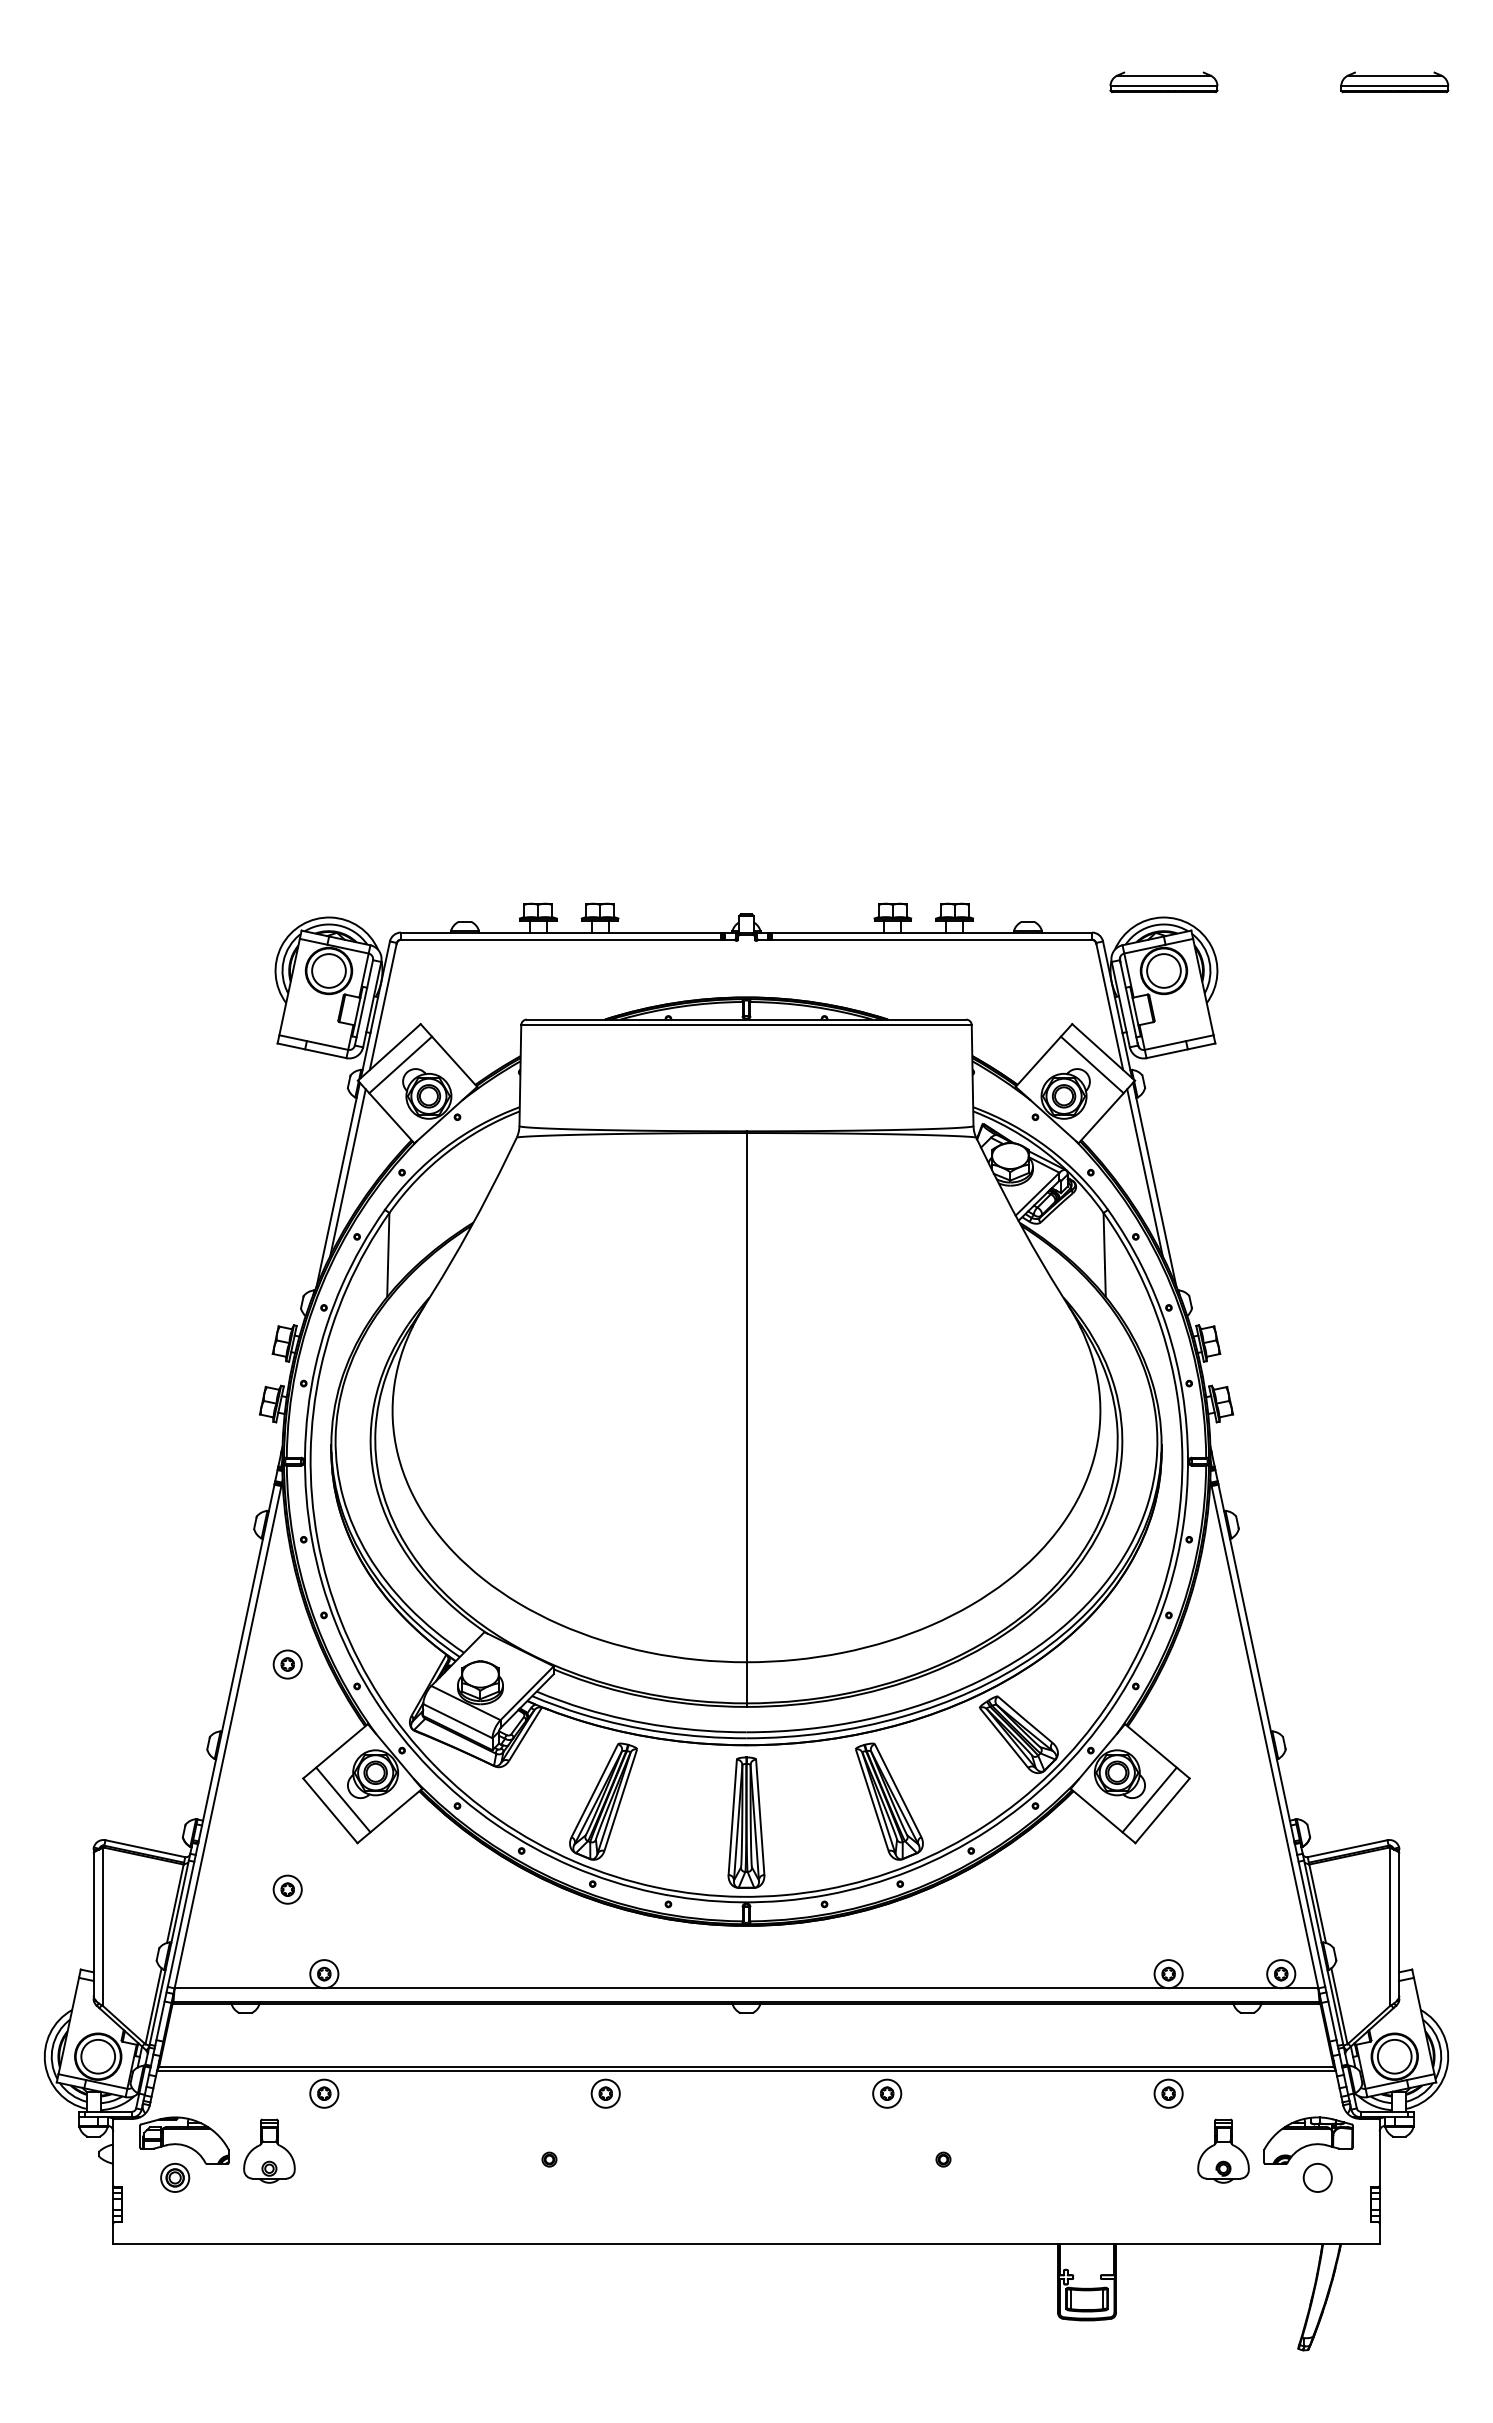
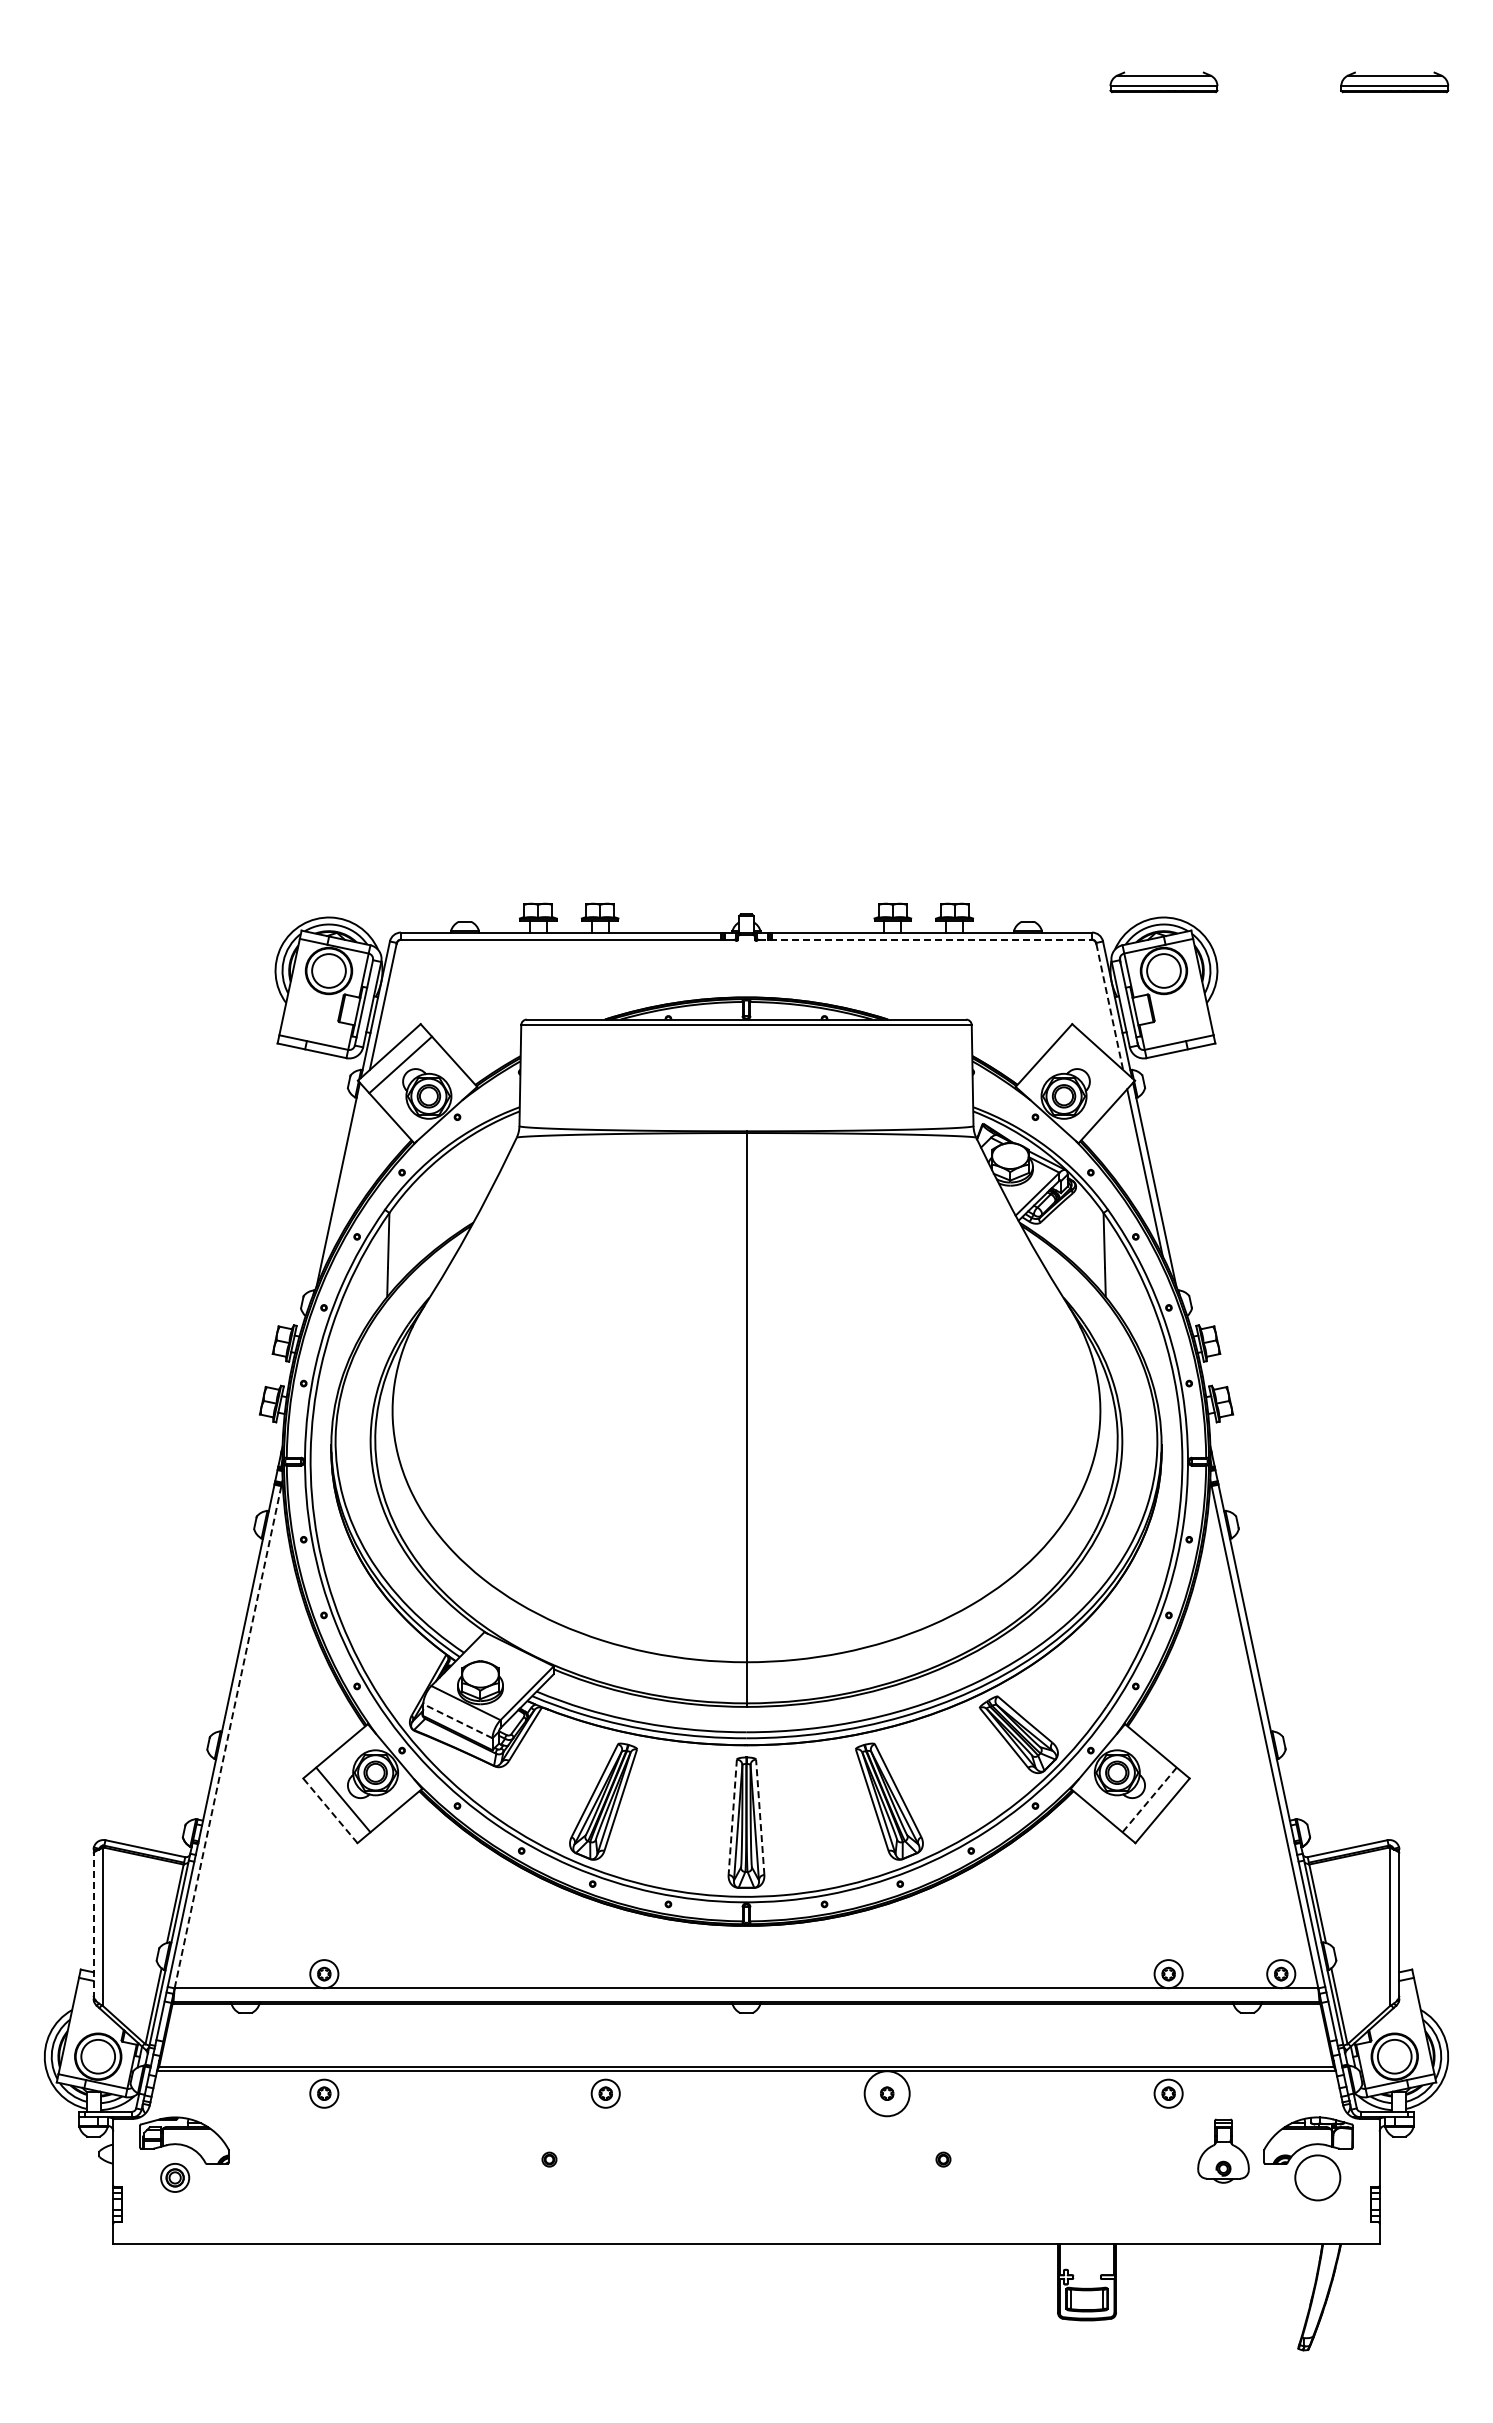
line: solid -> dashed (925, 939)
line: solid -> dashed (1109, 1007)
line: present -> none (1091, 1064)
line: present -> none (347, 1172)
part: present -> none (287, 1664)
line: solid -> dashed (457, 1721)
line: solid -> dashed (228, 1734)
line: solid -> dashed (1149, 1800)
line: solid -> dashed (330, 1810)
line: solid -> dashed (732, 1817)
line: solid -> dashed (760, 1817)
part: present -> none (287, 1889)
line: solid -> dashed (93, 1925)
circle diameter: 28 px -> 45 px (886, 2093)
part: present -> none (269, 2150)
circle diameter: 28 px -> 45 px (1317, 2177)
